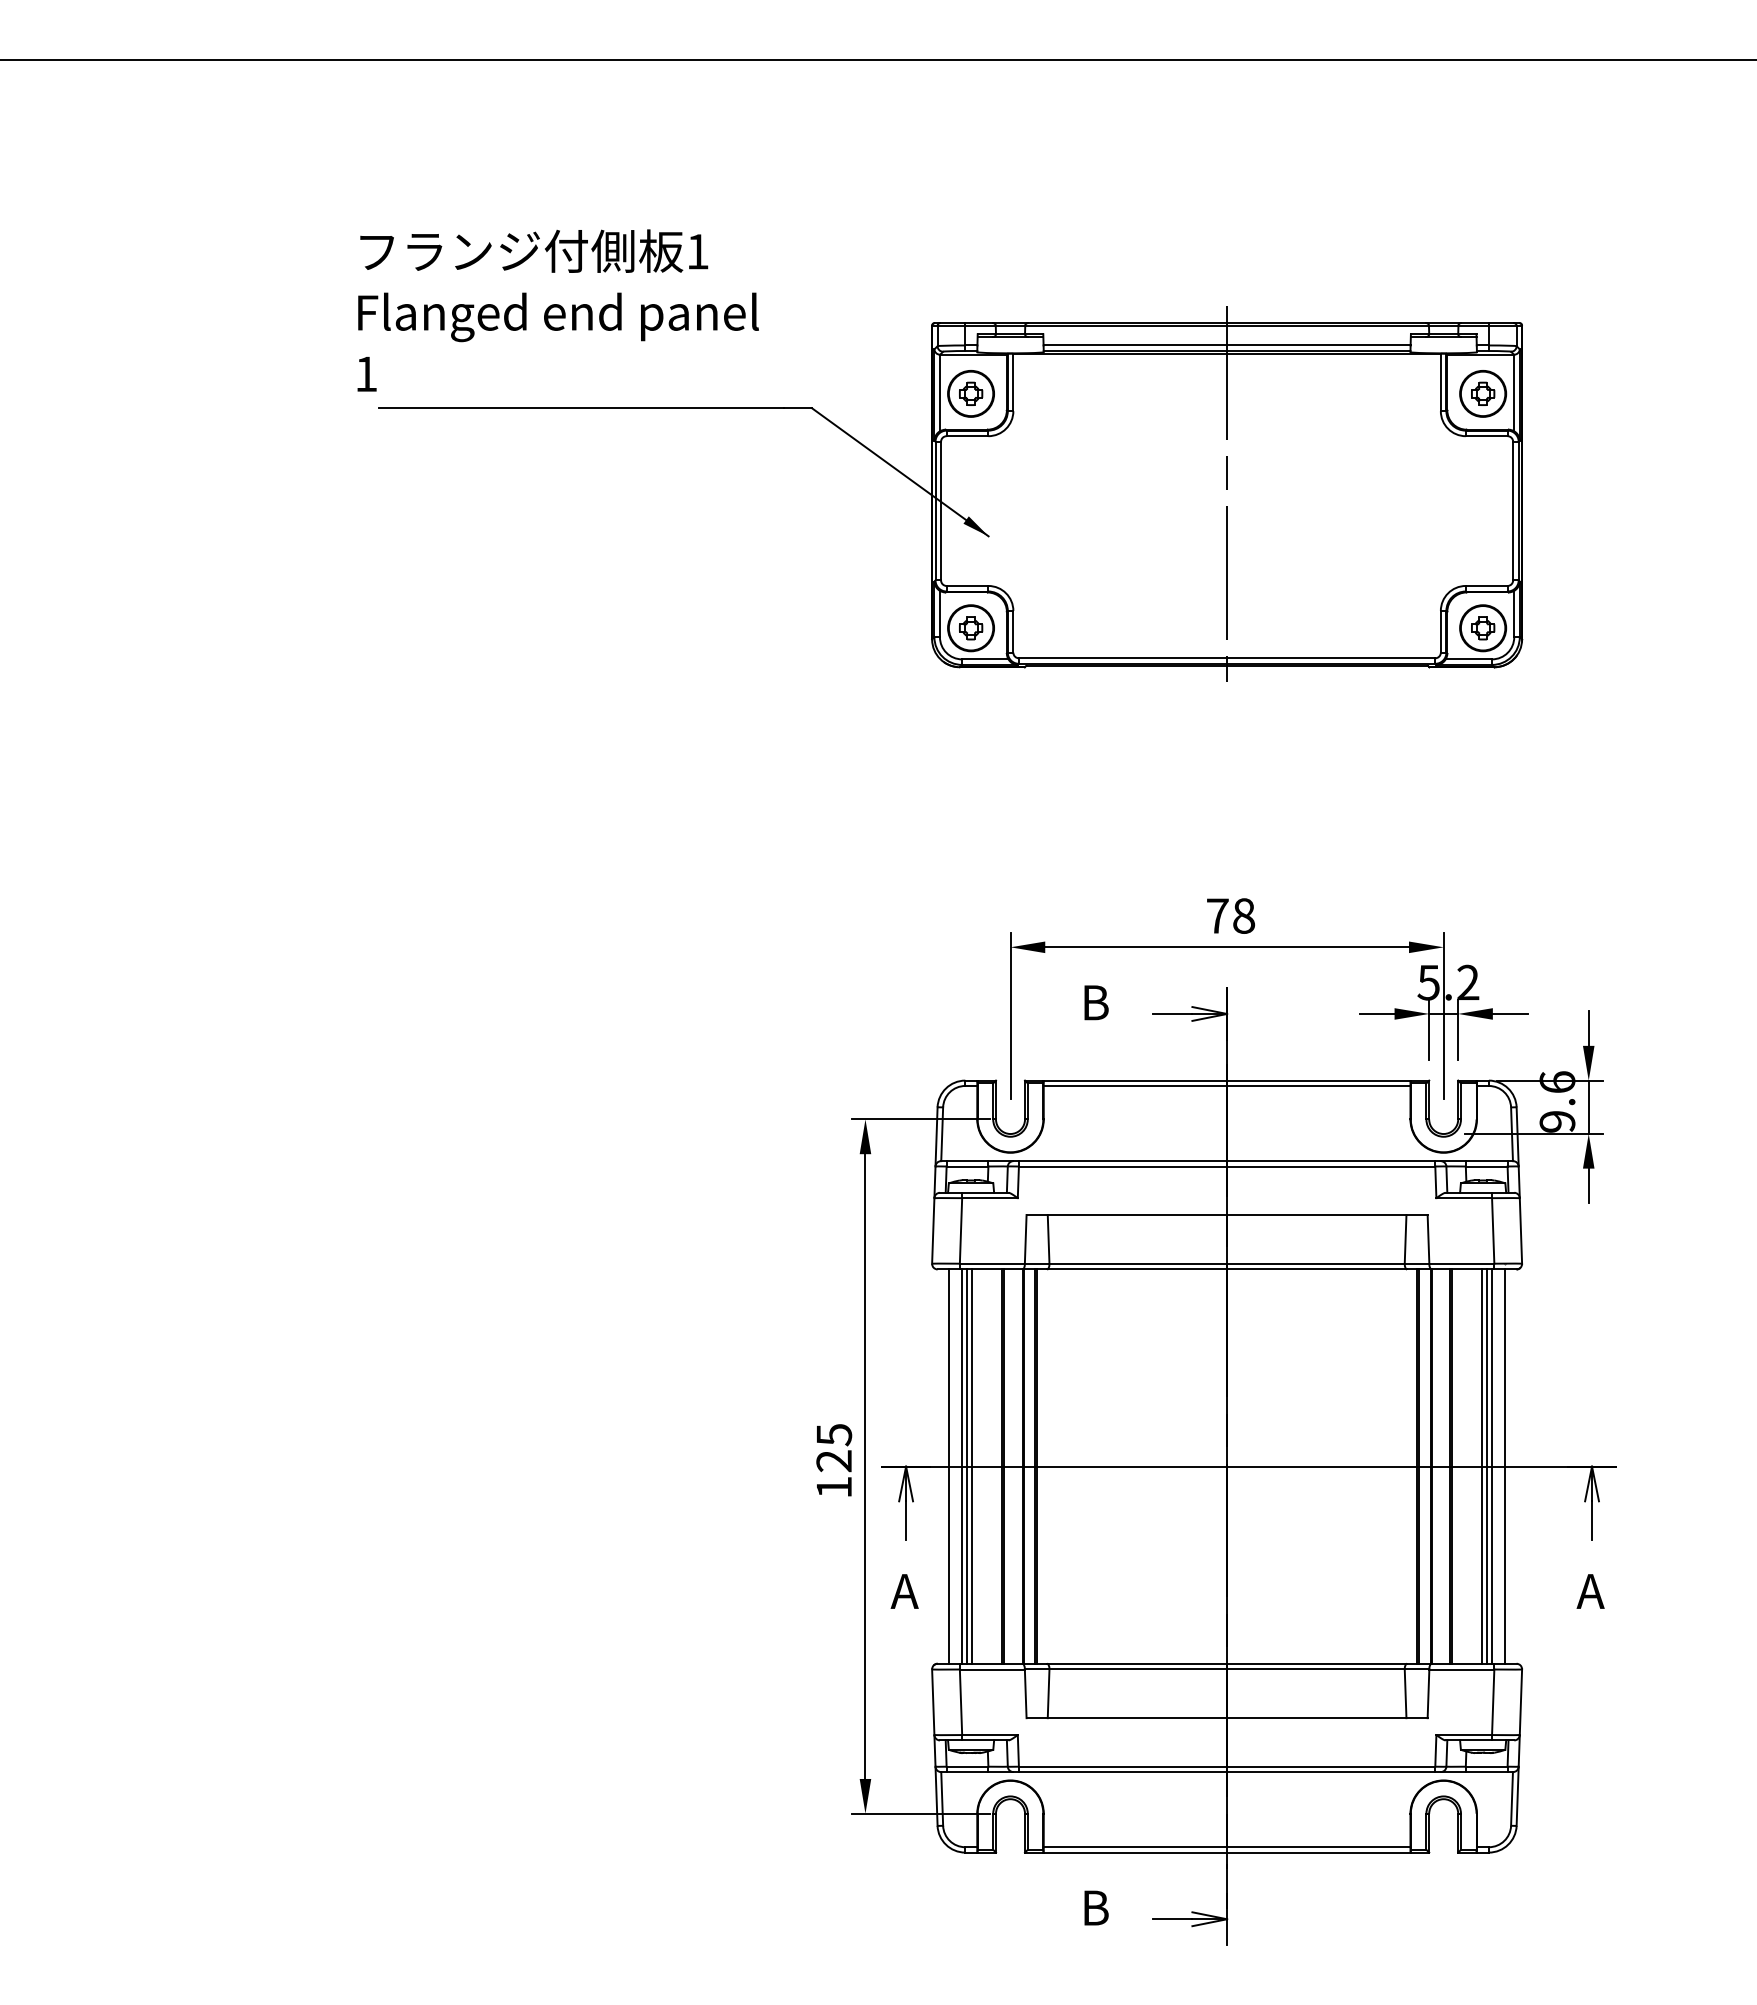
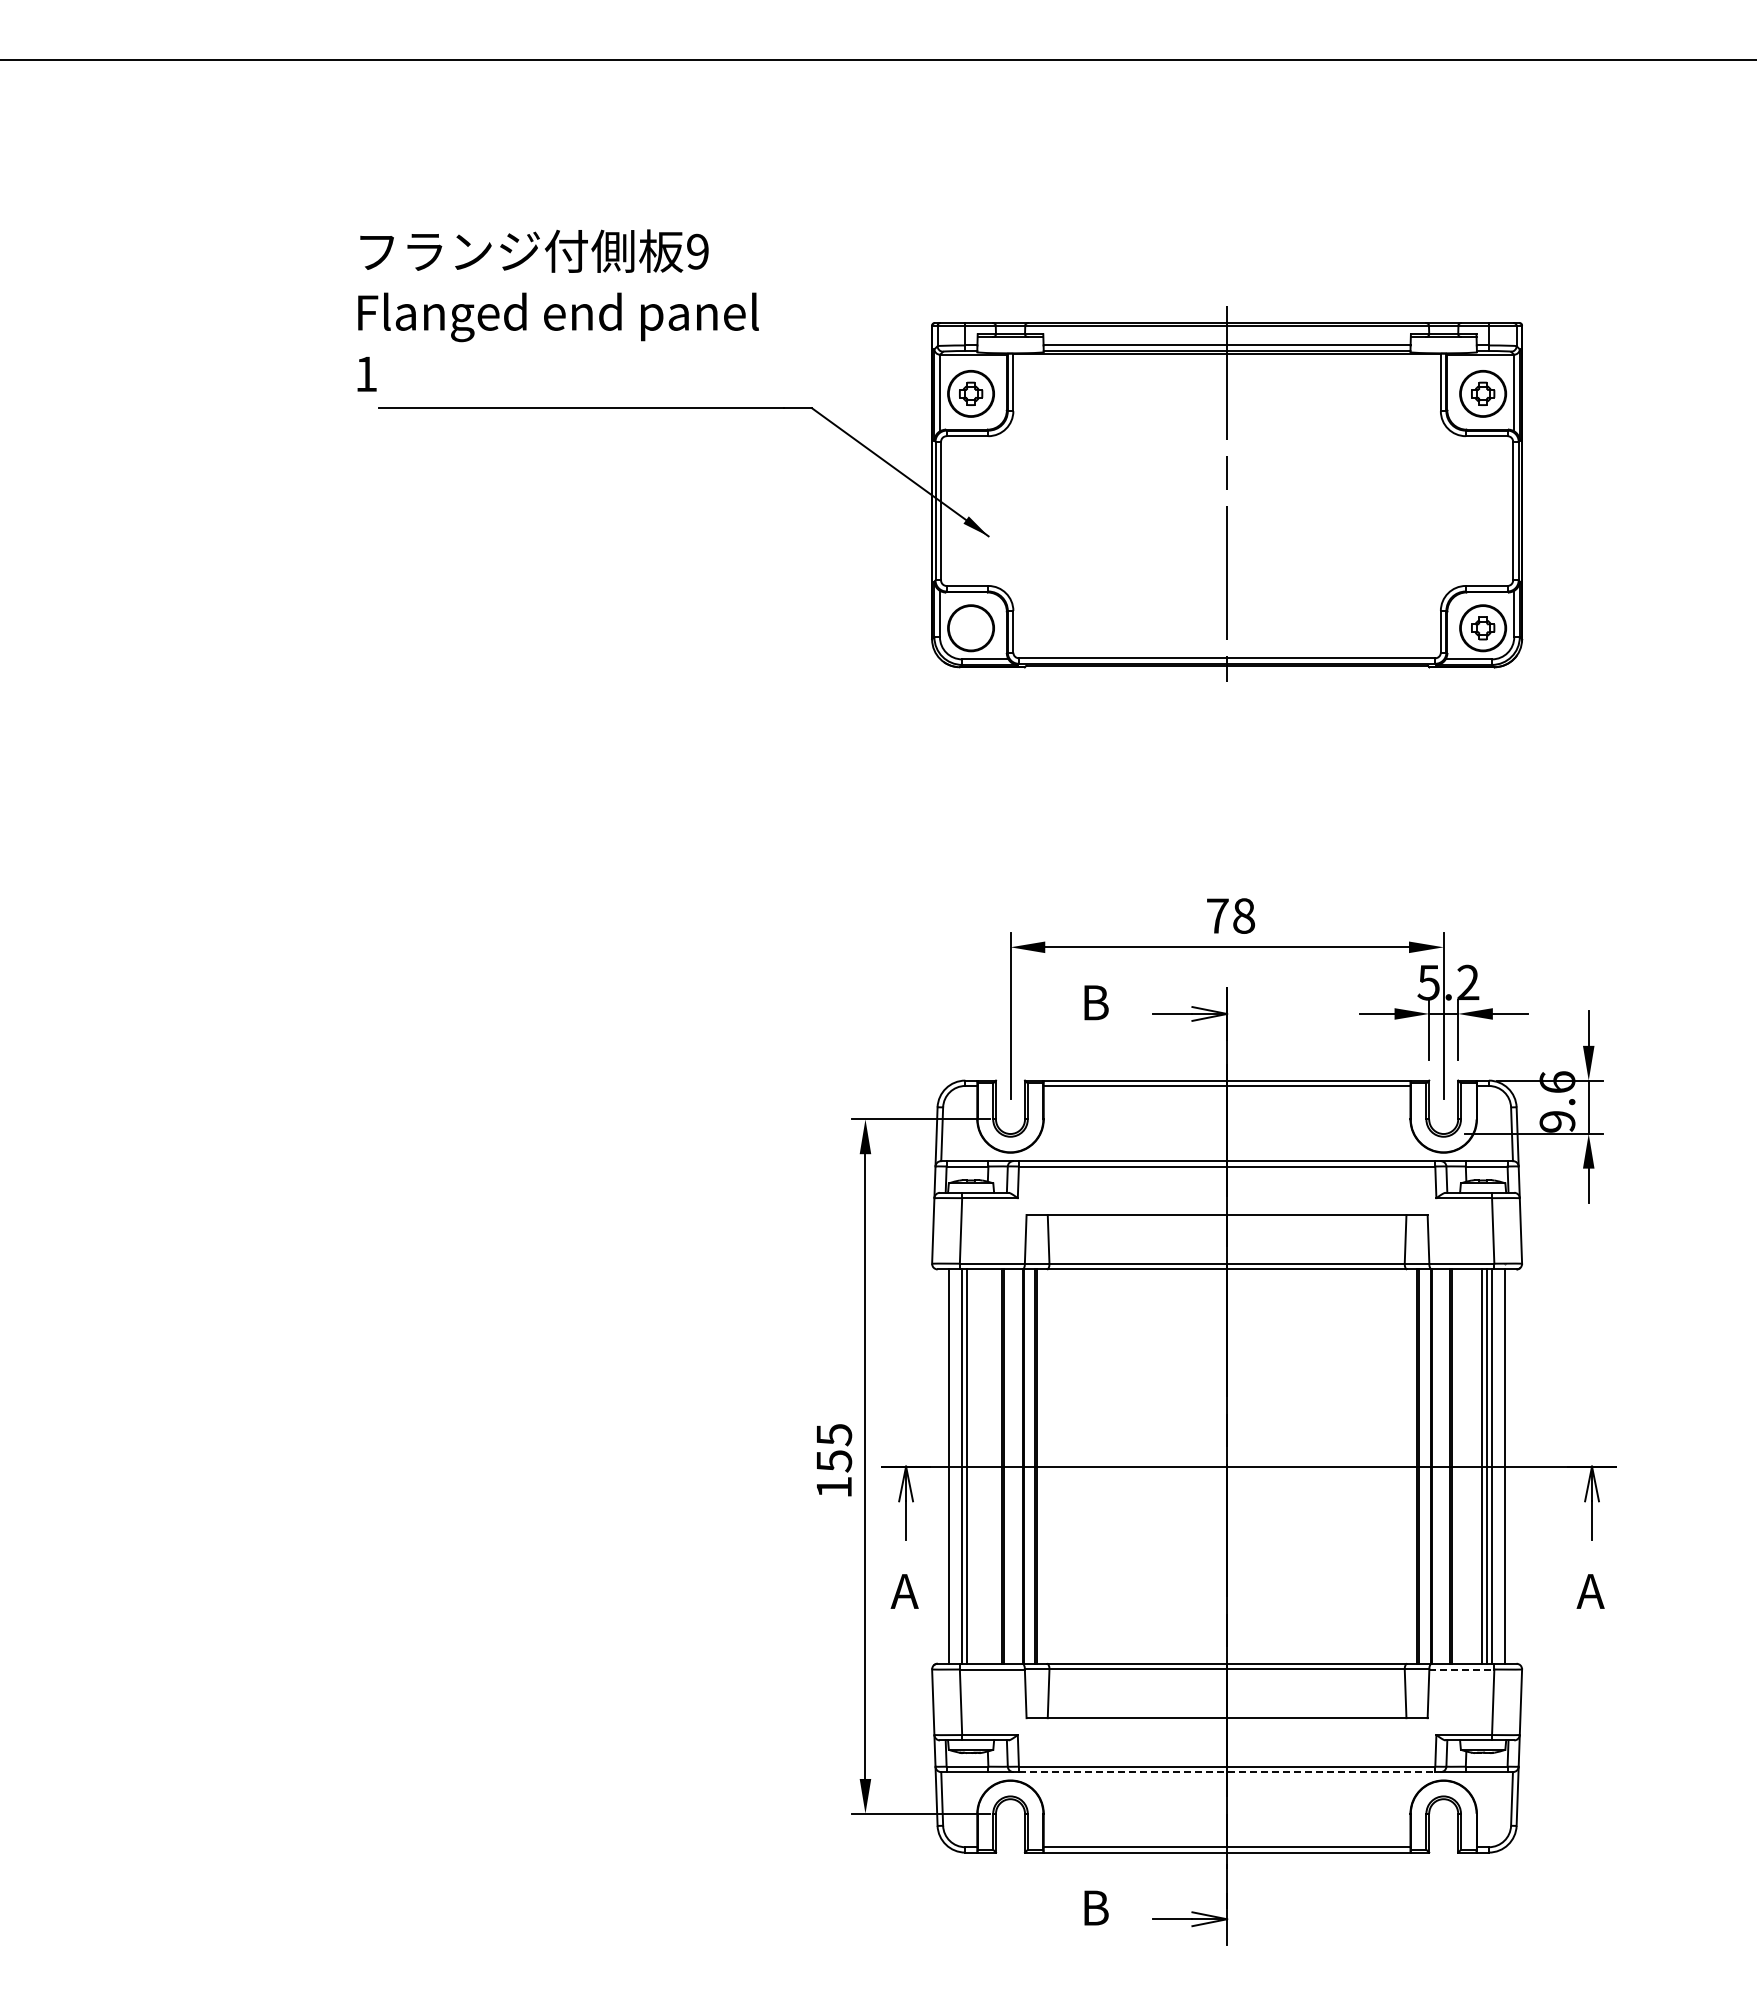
text: 1 -> 9 (697, 251)
part: present -> none (971, 628)
text: 125 -> 155 (834, 1461)
line: present -> none (972, 1466)
line: solid -> dashed (1462, 1669)
line: solid -> dashed (1227, 1772)
